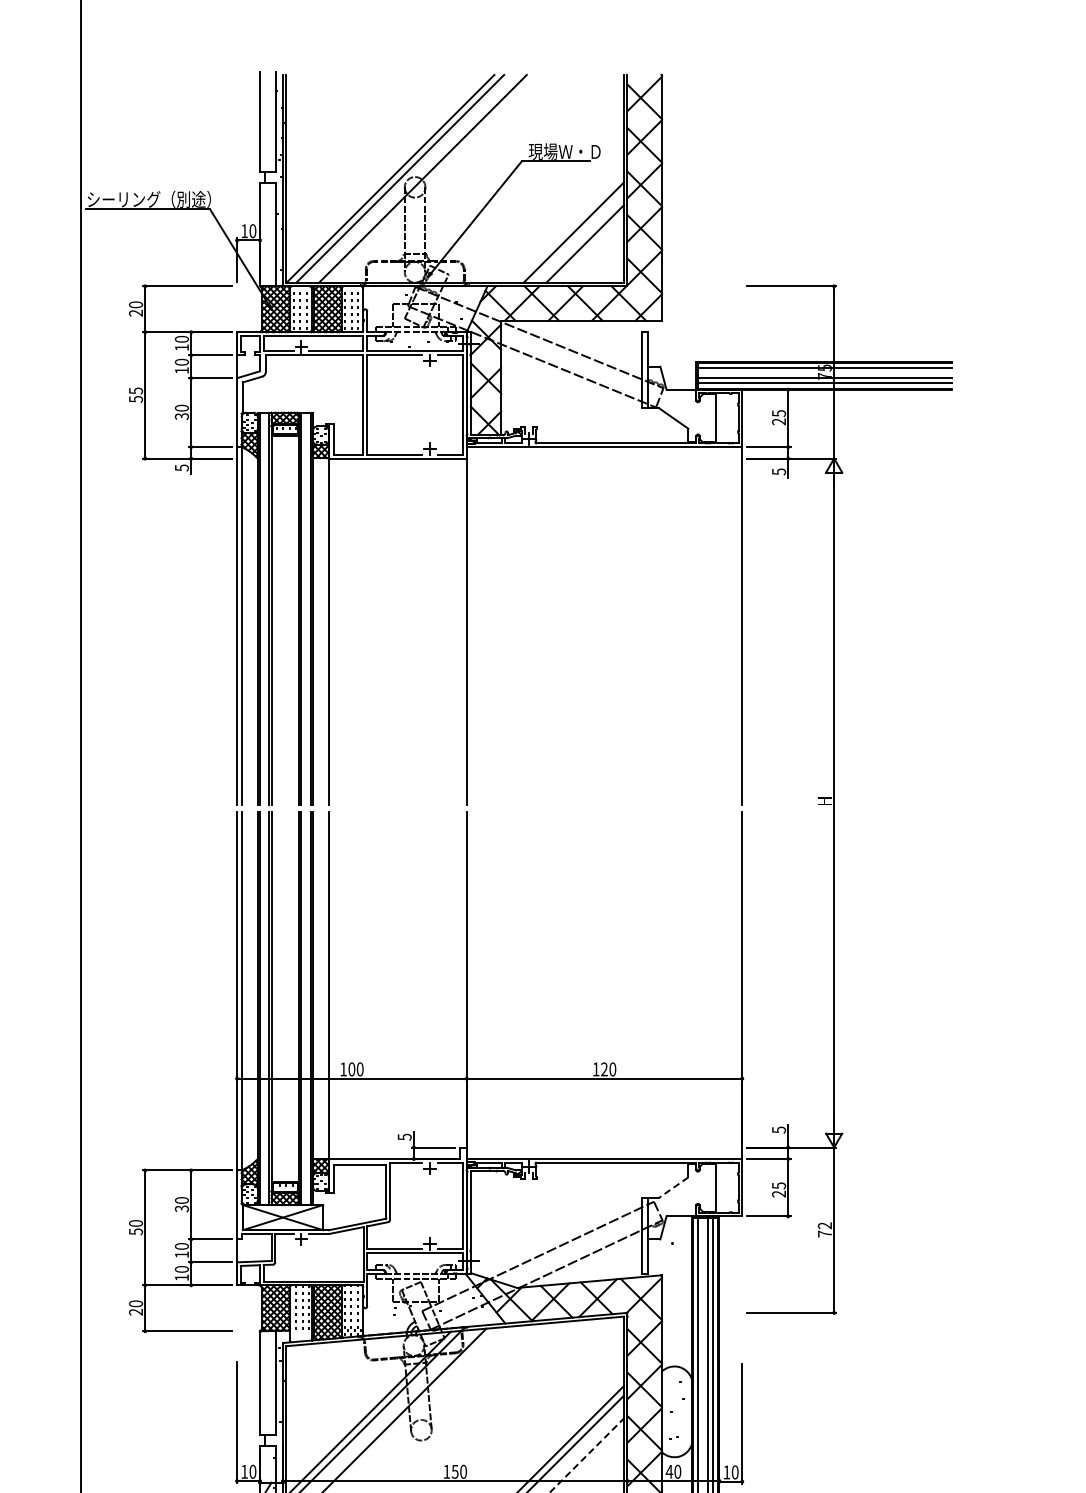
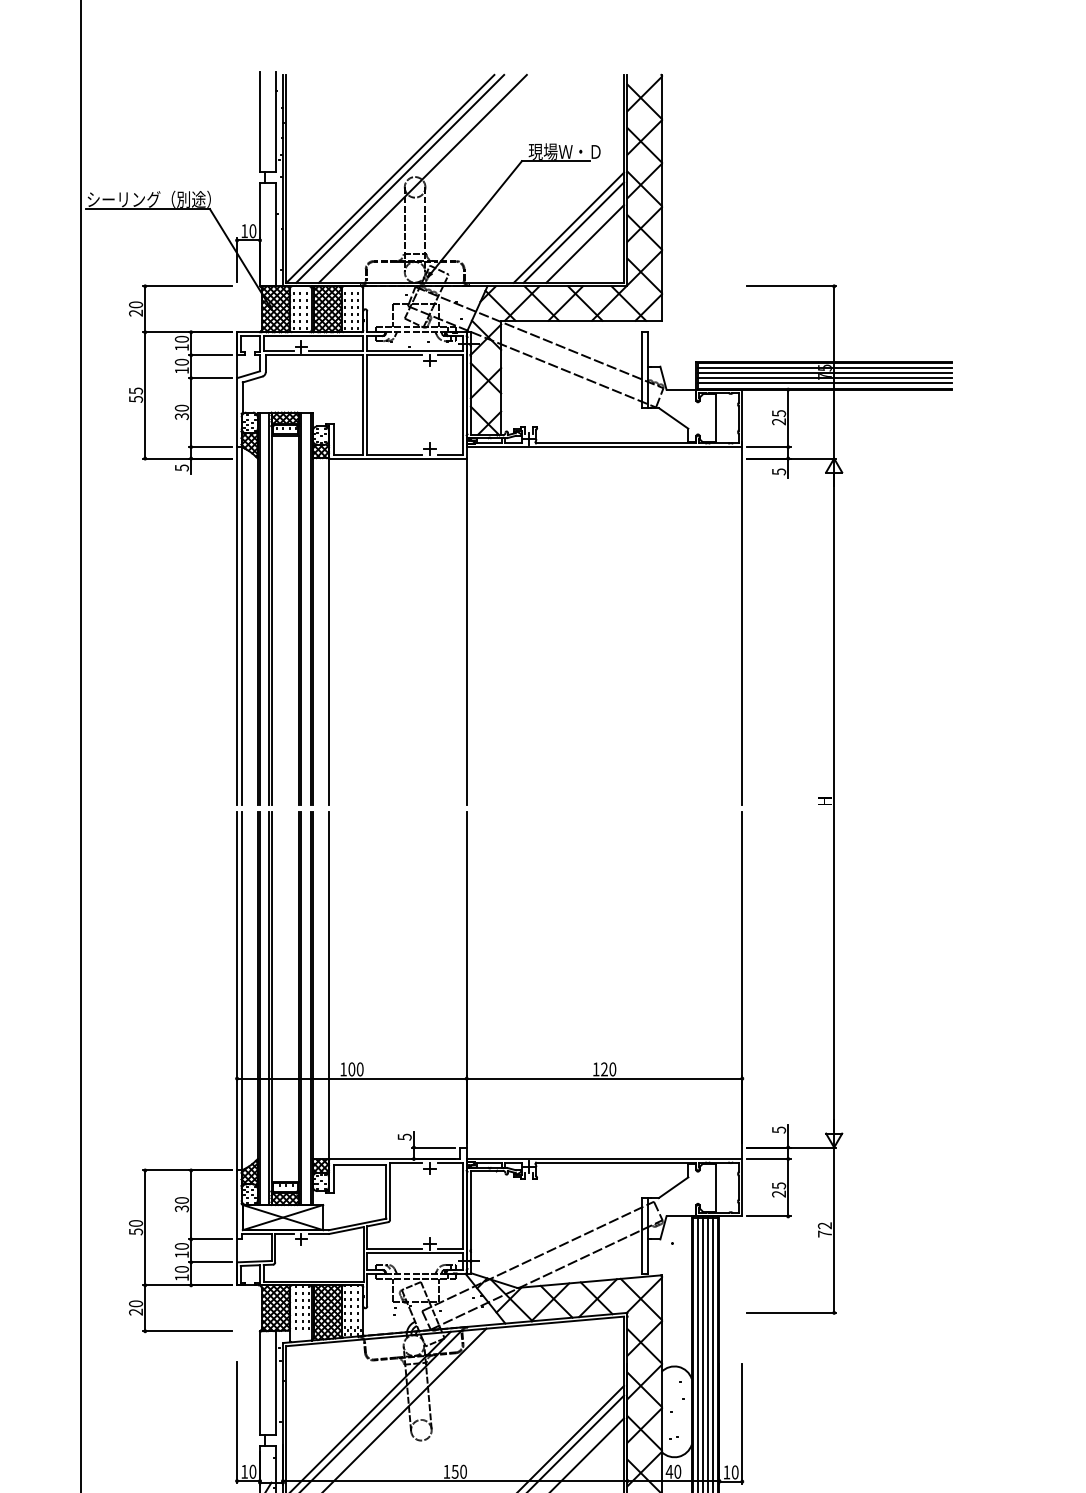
line: none -> present (568, 227)
line: none -> present (824, 373)
line: dashed -> solid (673, 1188)
line: none -> present (703, 1353)
line: dashed -> solid (587, 1455)
